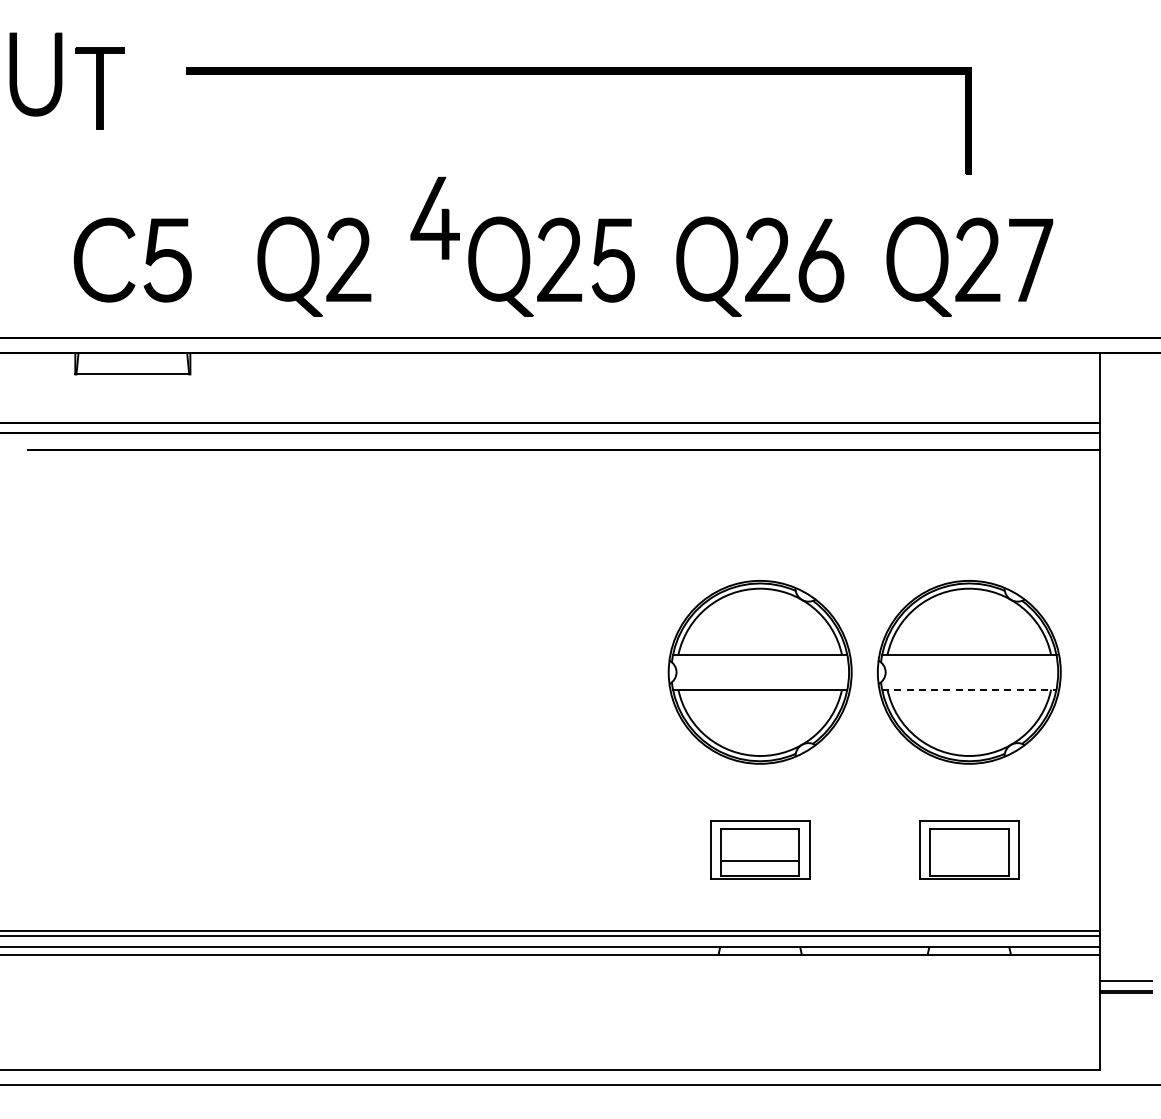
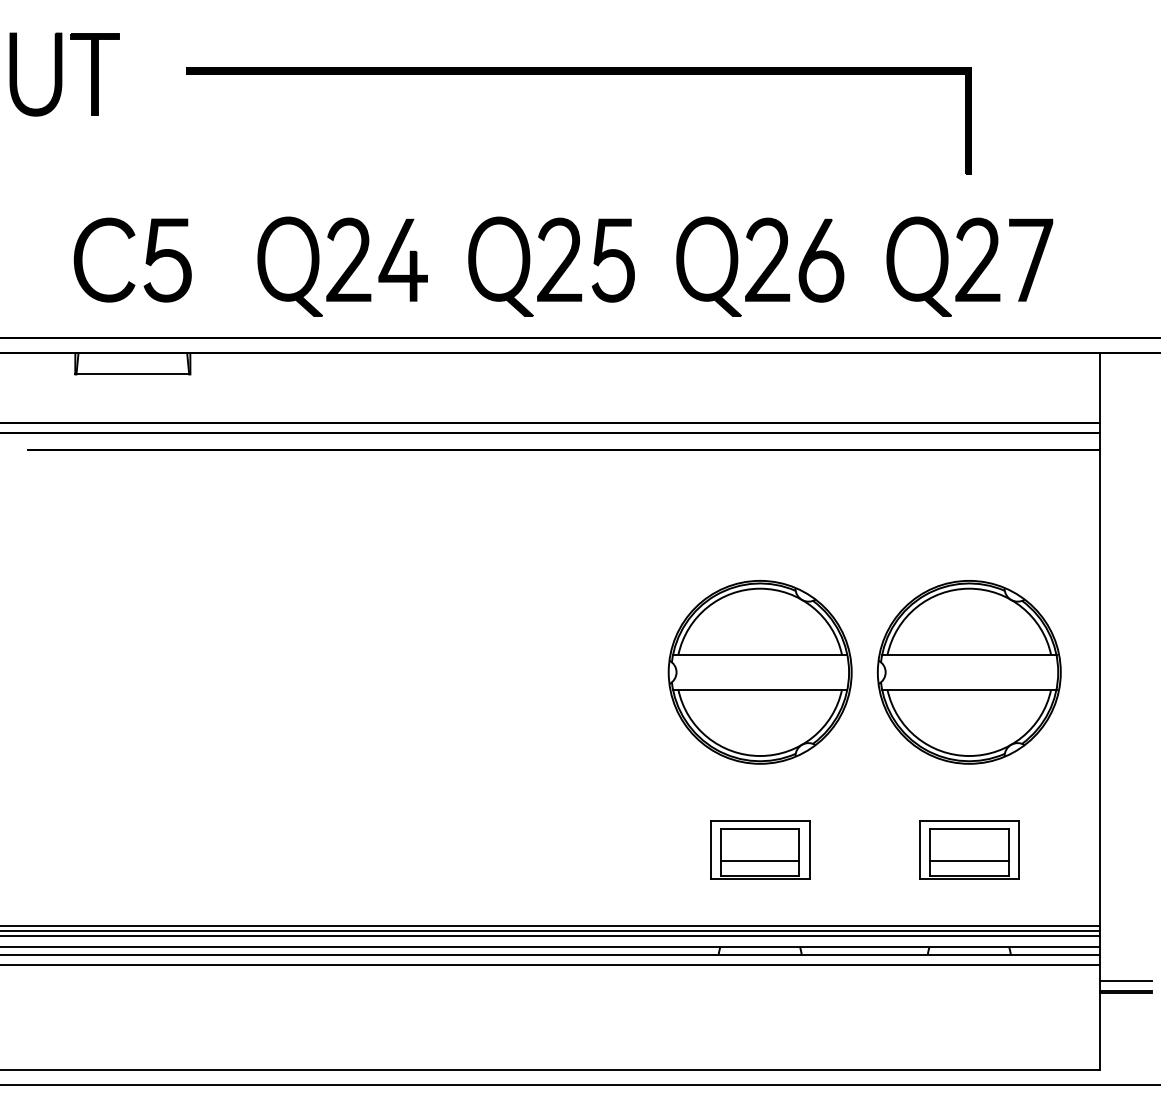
part position: (99, 88) -> (94, 74) (94, 74)
part position: (428, 214) -> (396, 256) (396, 256)
line: dashed -> solid (969, 689)
line: none -> present (969, 860)
line: none -> present (551, 925)
line: none -> present (551, 965)
